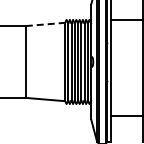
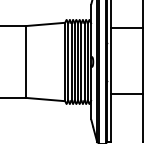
line position: (125, 20) -> (125, 28) (125, 28)
line: dashed -> solid (45, 24)
line position: (125, 115) -> (125, 93) (125, 93)
